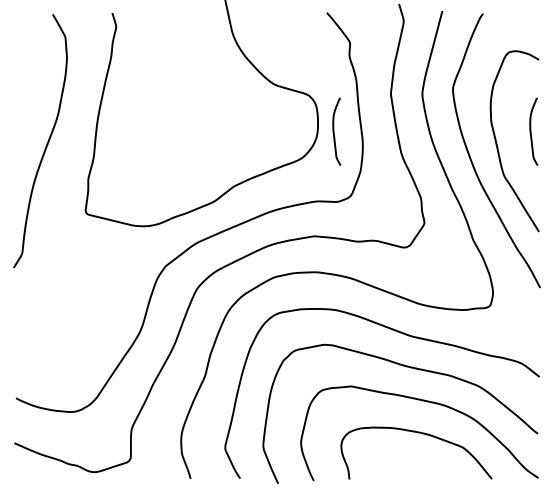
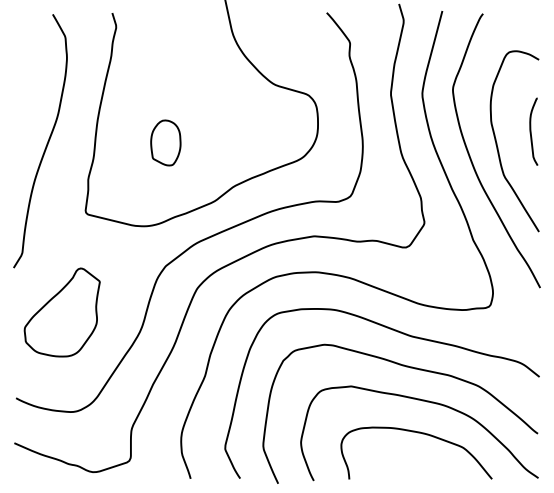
curve: present -> none (334, 131)
part: none -> present (165, 142)
part: none -> present (61, 312)
